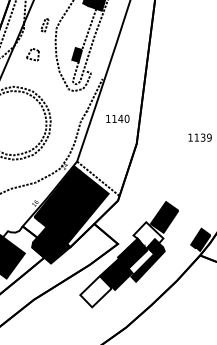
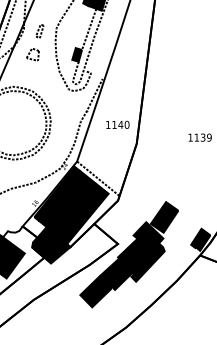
part position: (45, 25) -> (40, 31) (40, 31)
text position: (117, 118) -> (117, 124) (117, 124)
fill: none -> present (145, 248)
fill: none -> present (95, 291)
